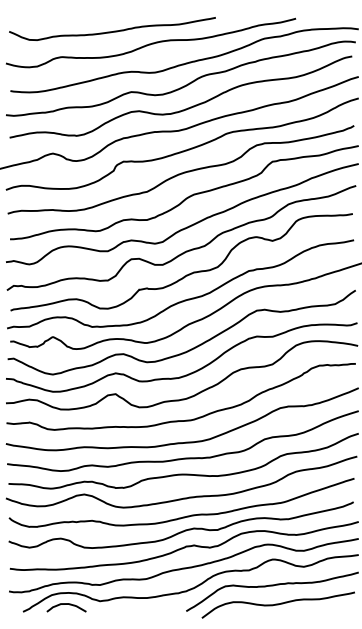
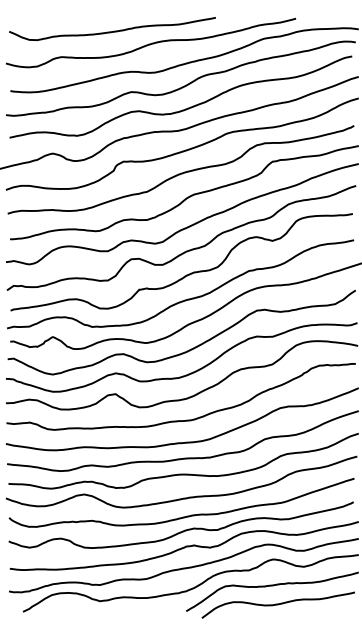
curve: present -> none (66, 604)
